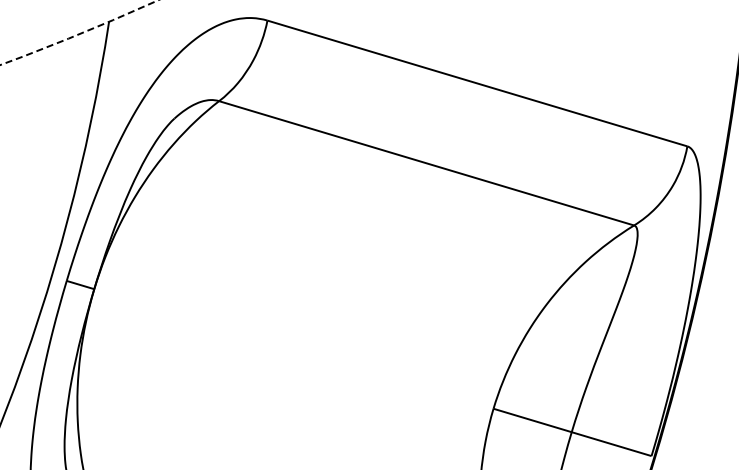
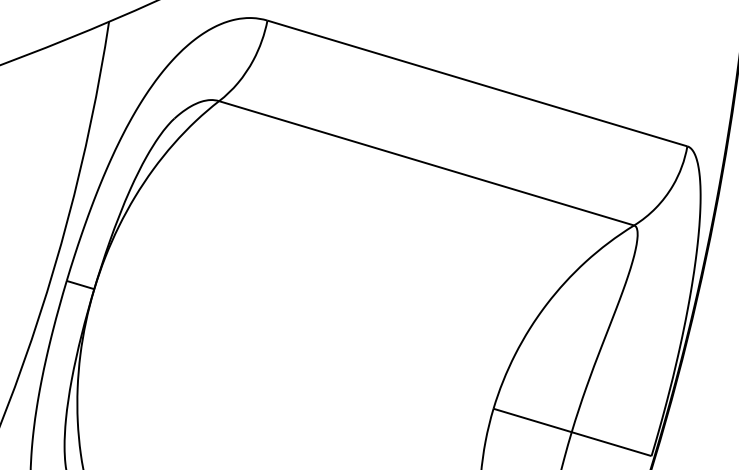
arc: dashed -> solid (80, 33)
